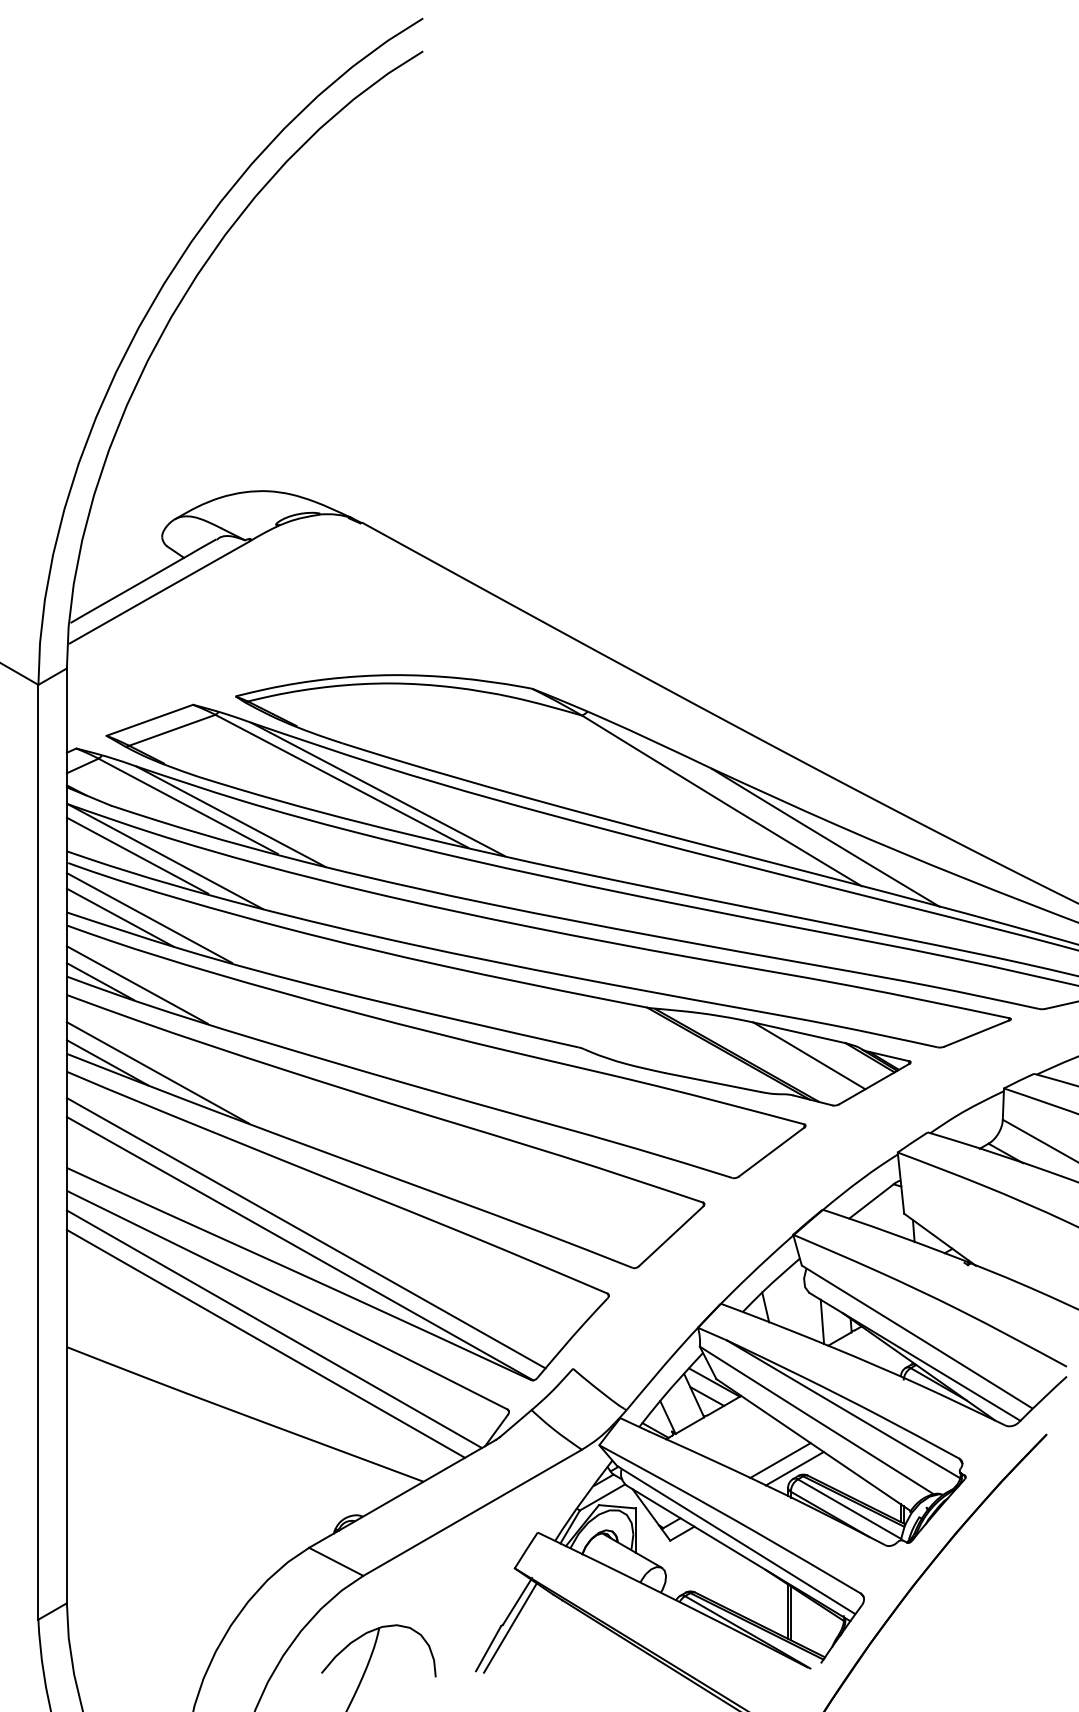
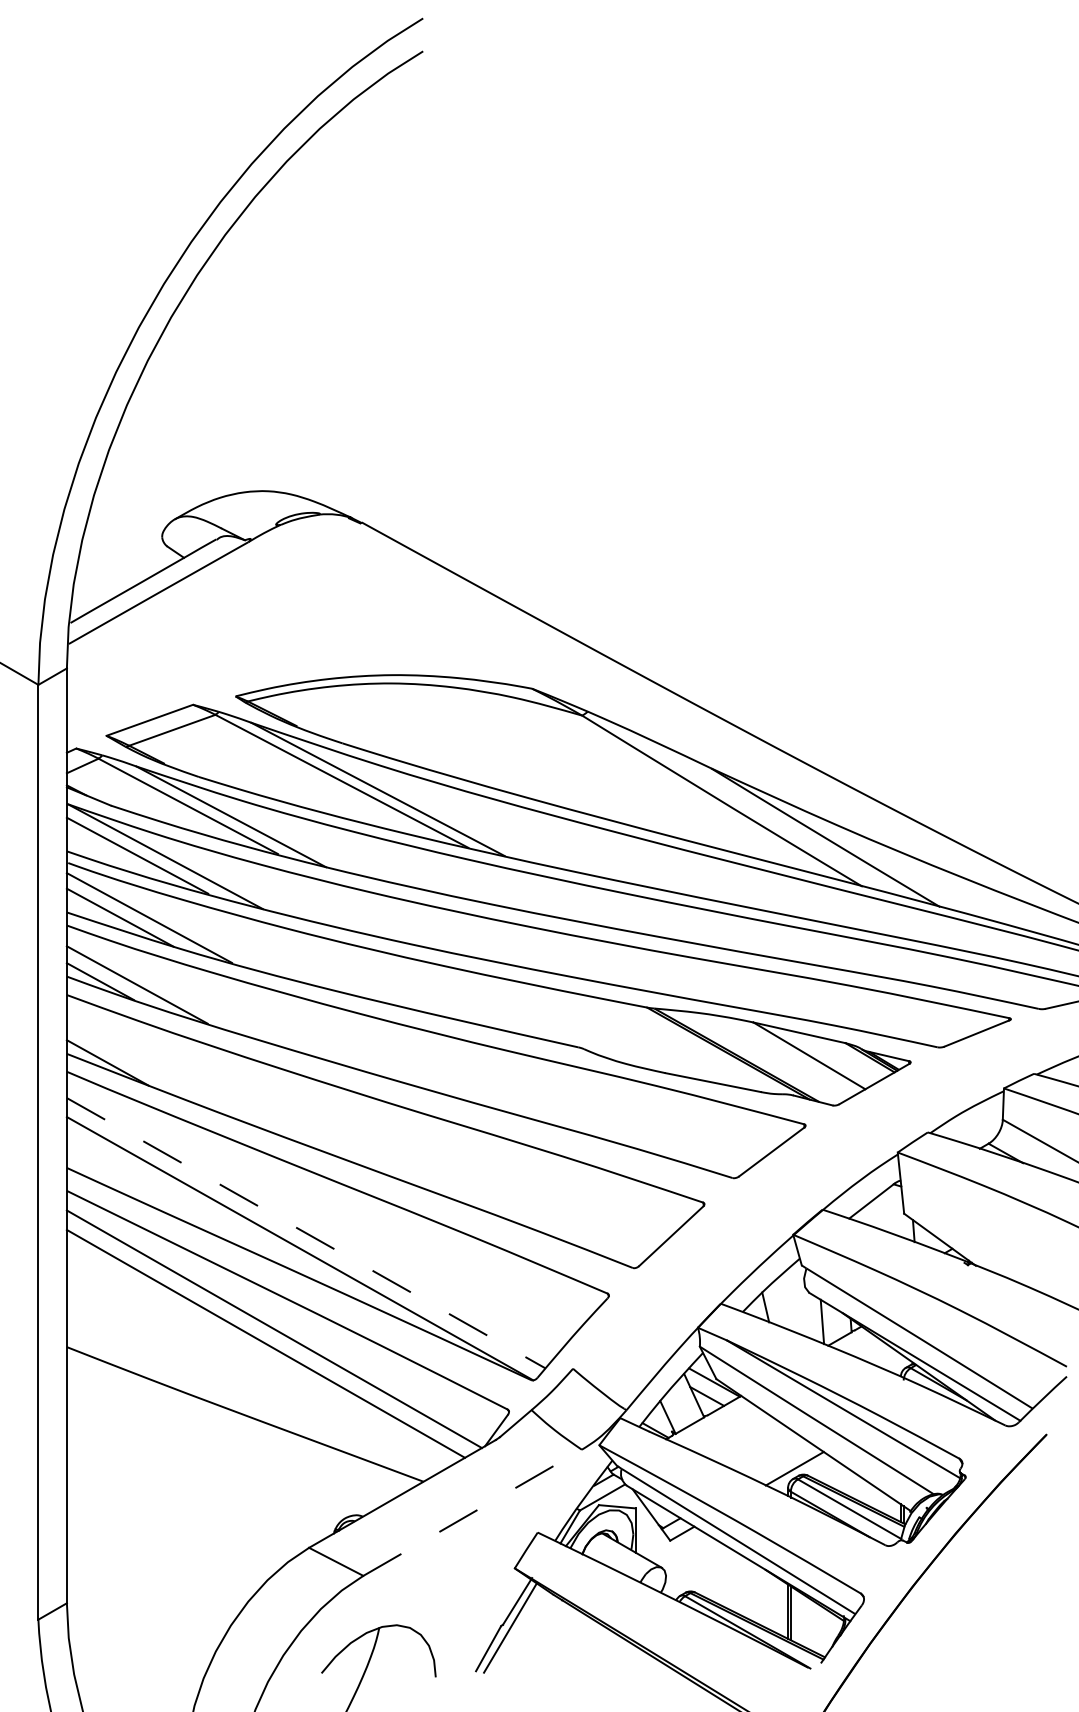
line: present -> none (157, 1072)
line: solid -> dashed (306, 1233)
line: present -> none (780, 1460)
line: solid -> dashed (473, 1512)
